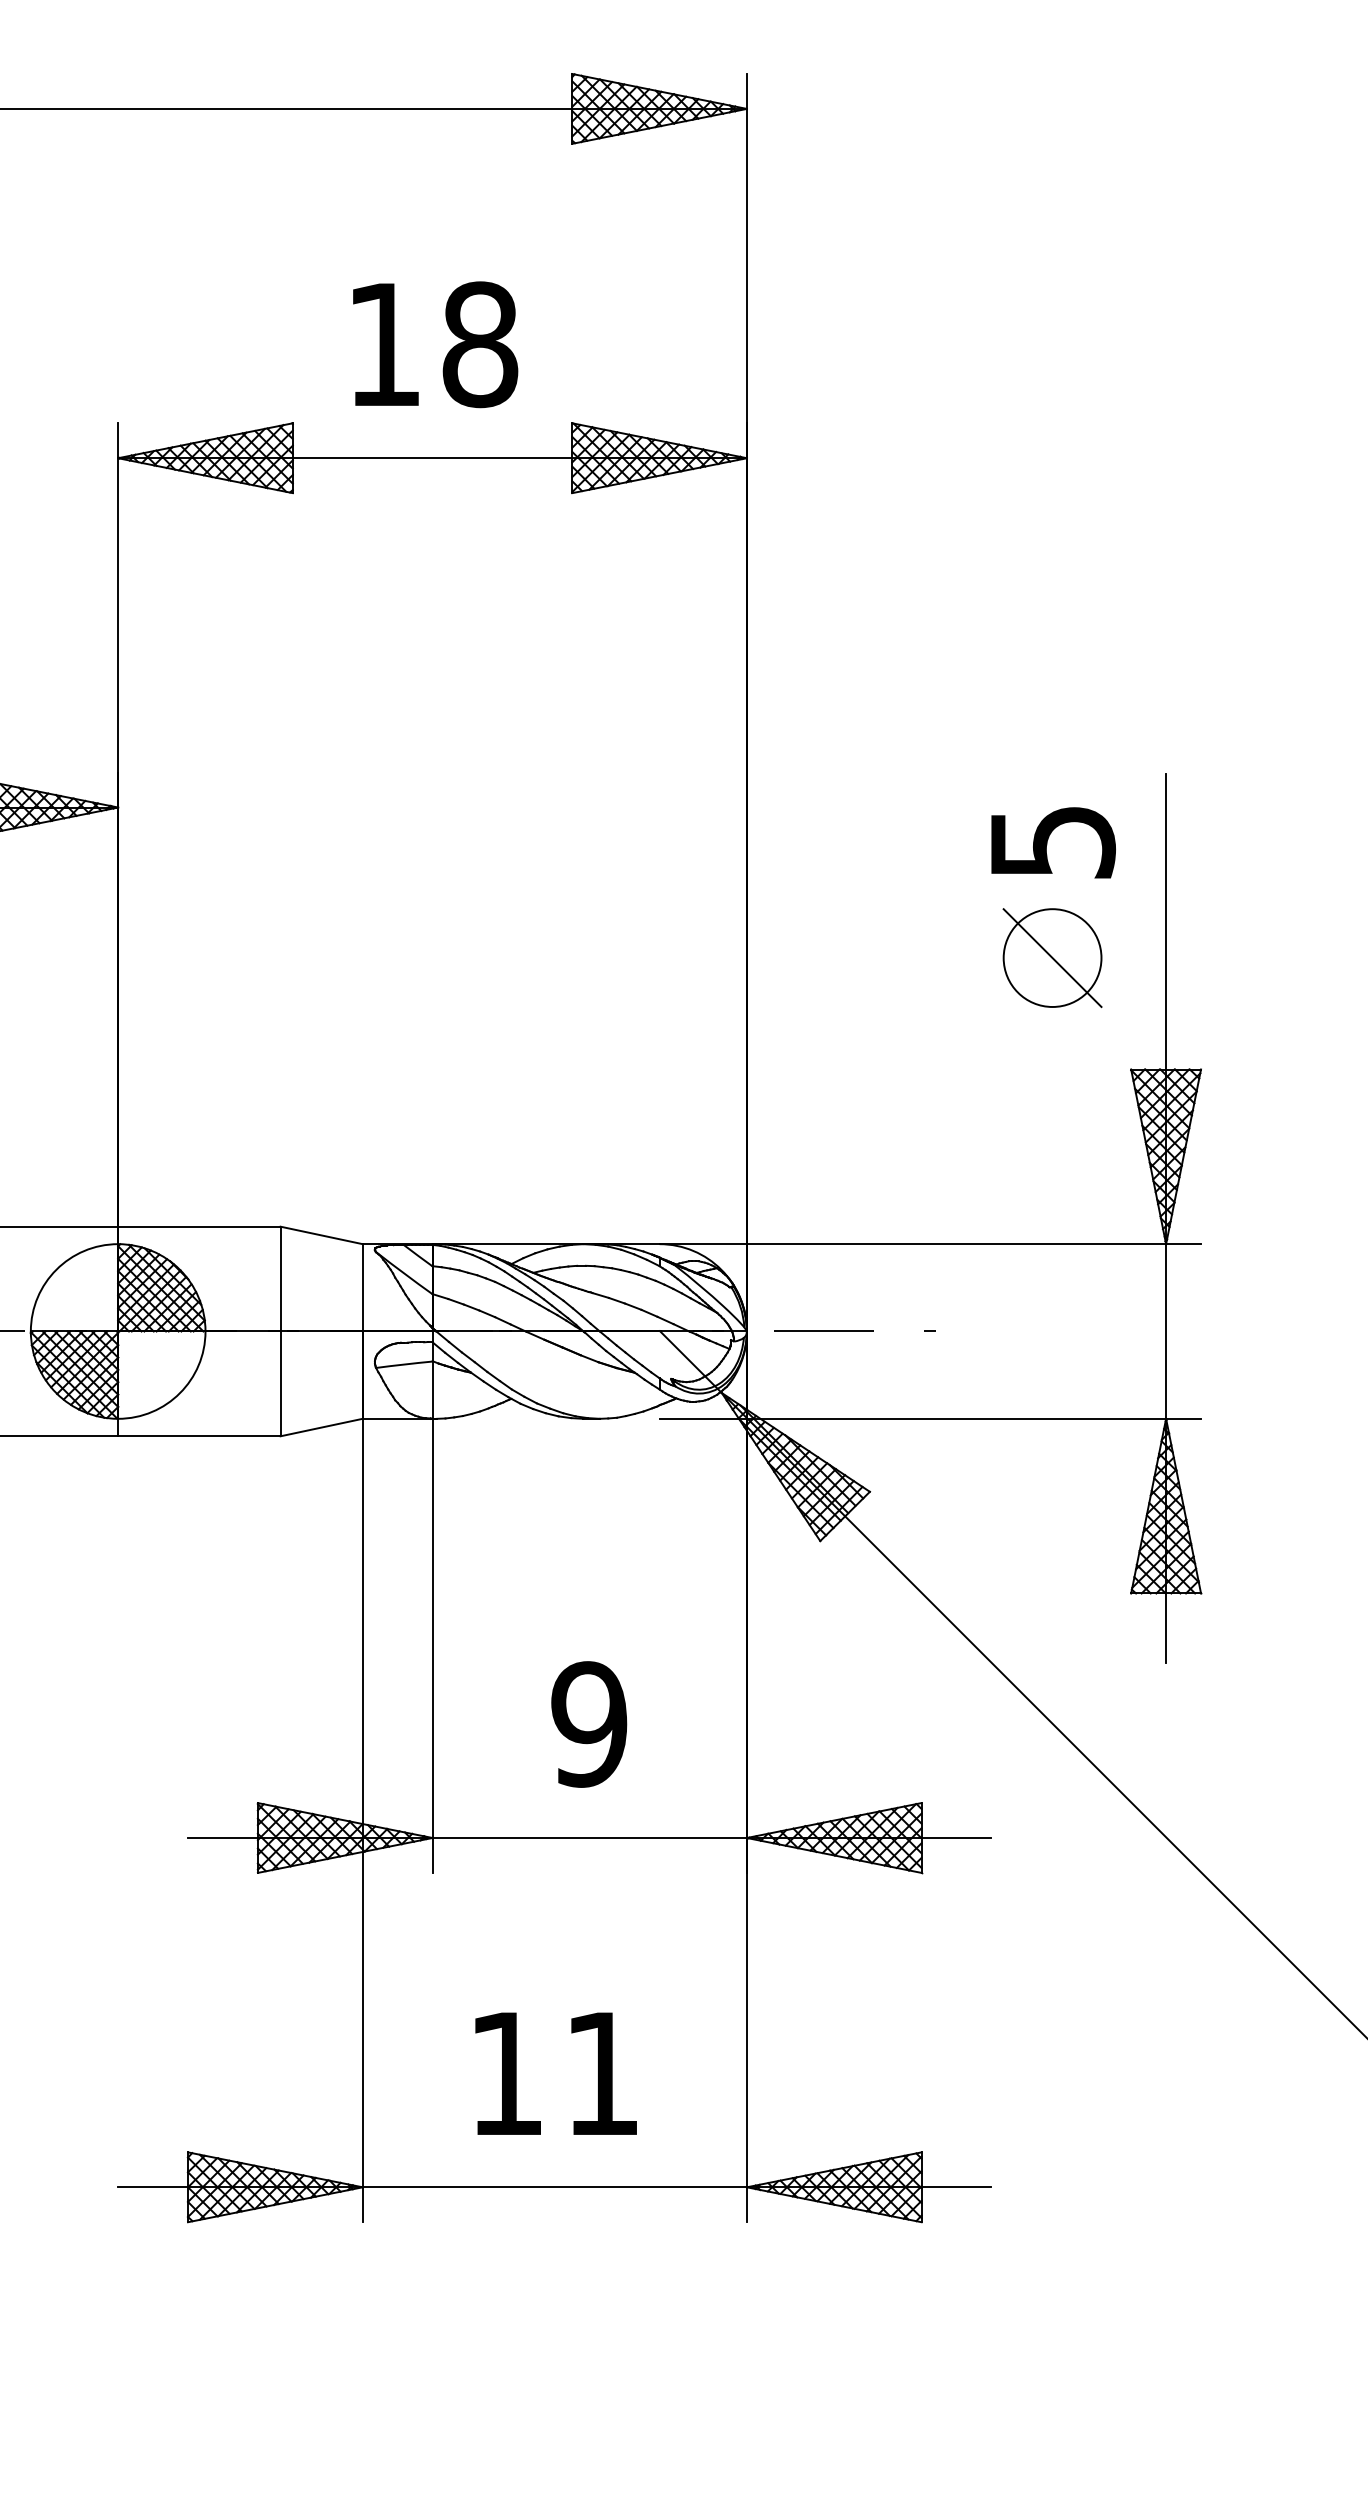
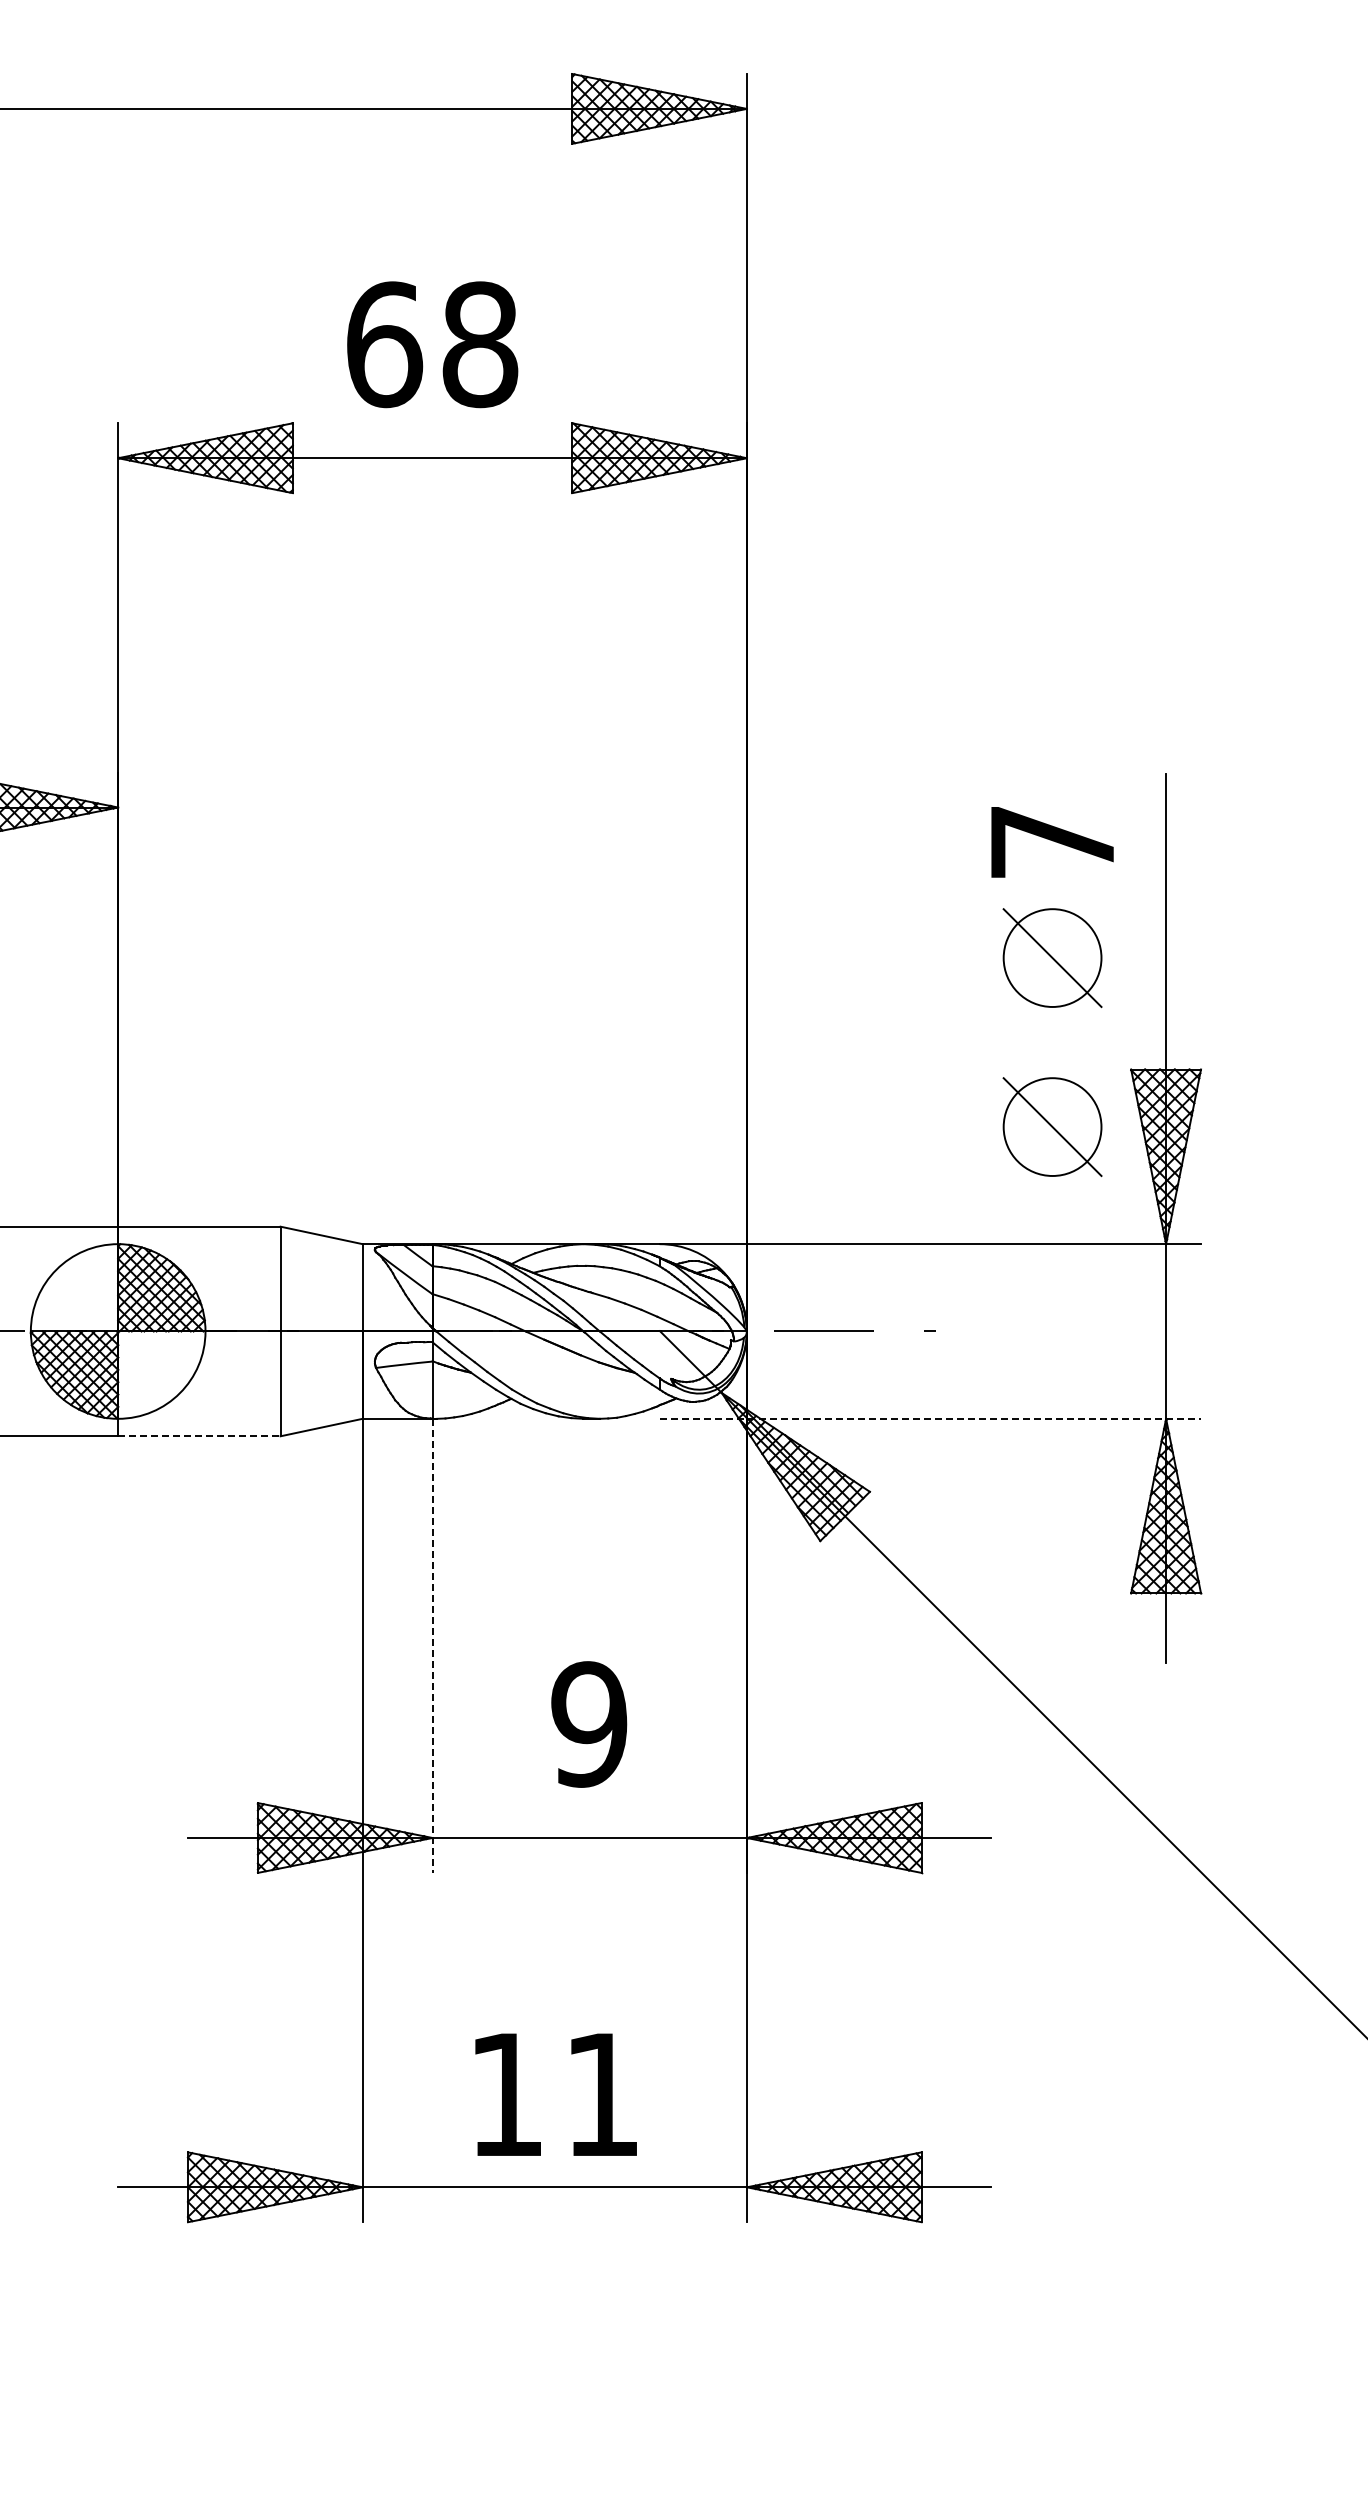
text: 18 -> 68 (385, 344)
text: 5 -> 7 (1053, 842)
part: none -> present (1052, 1127)
line: solid -> dashed (930, 1418)
line: solid -> dashed (199, 1436)
line: solid -> dashed (432, 1646)
text position: (555, 2073) -> (555, 2094) (555, 2094)
